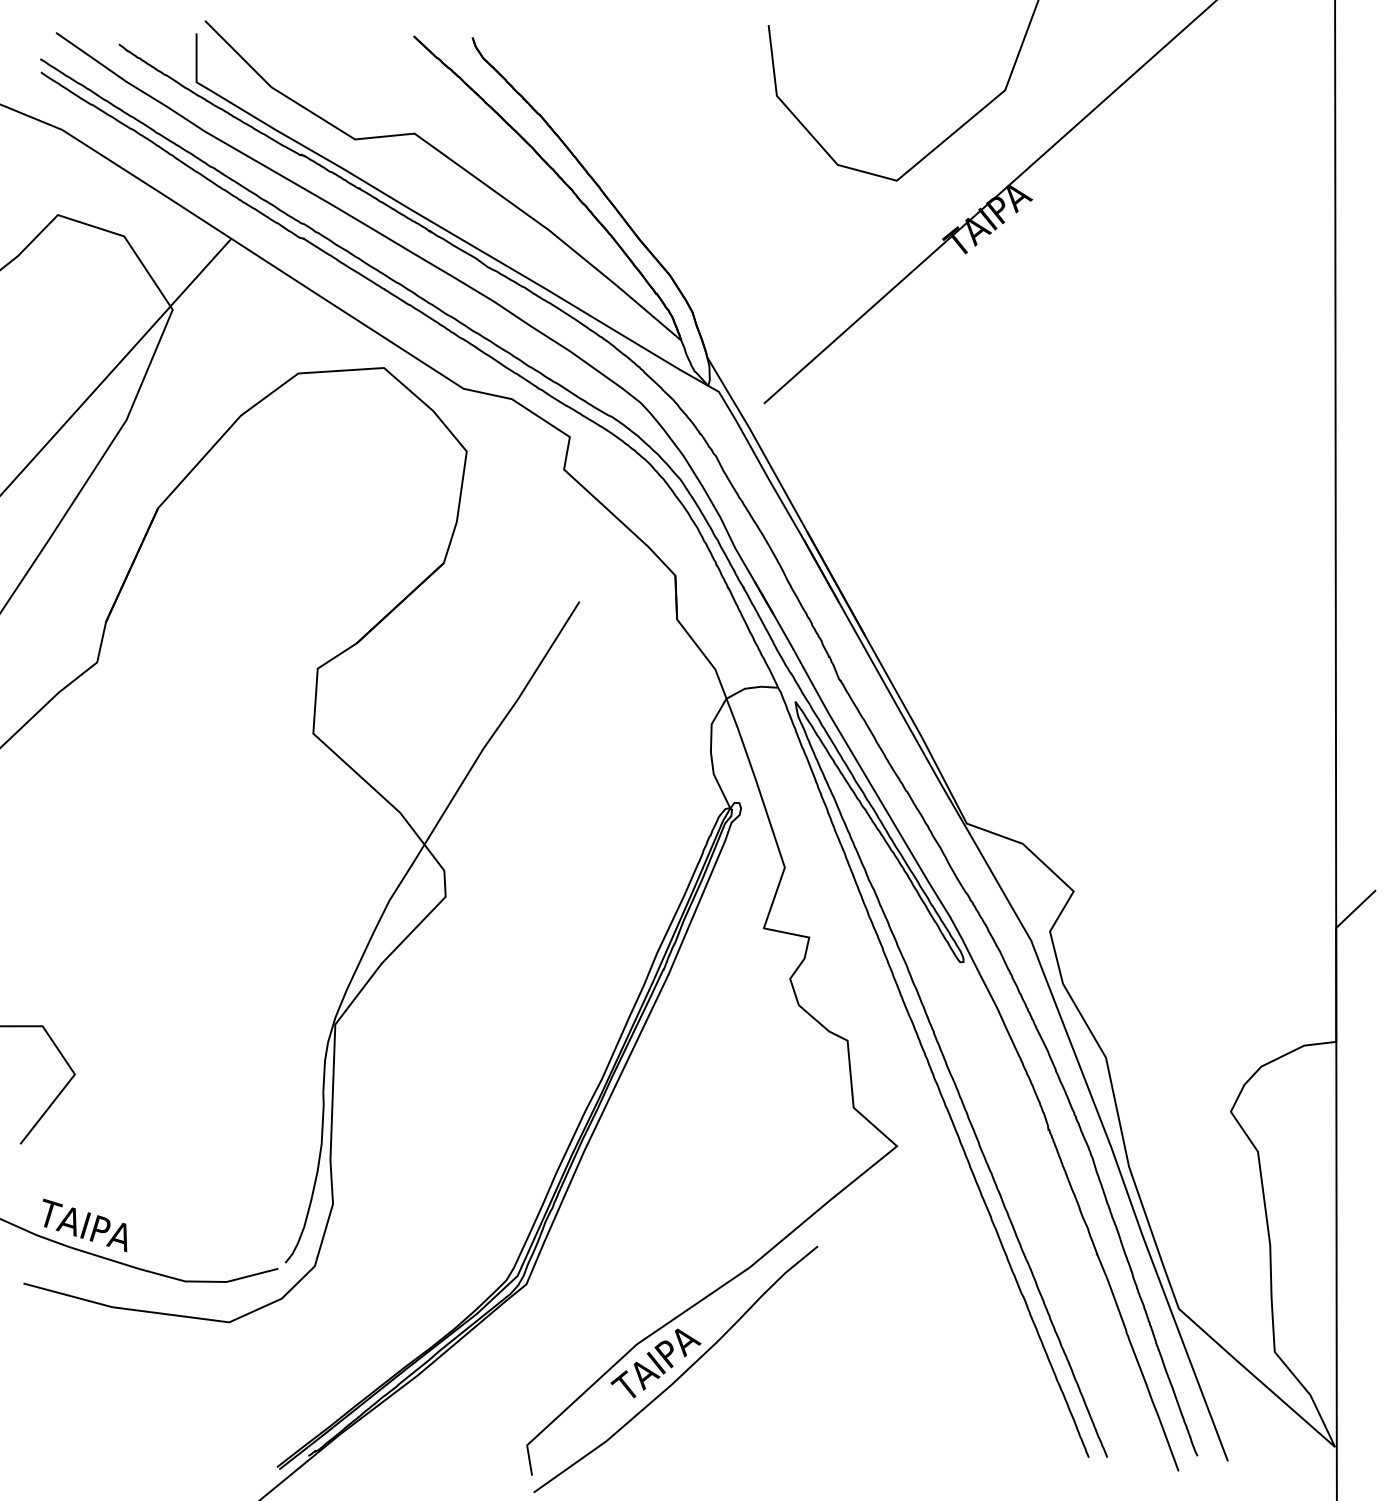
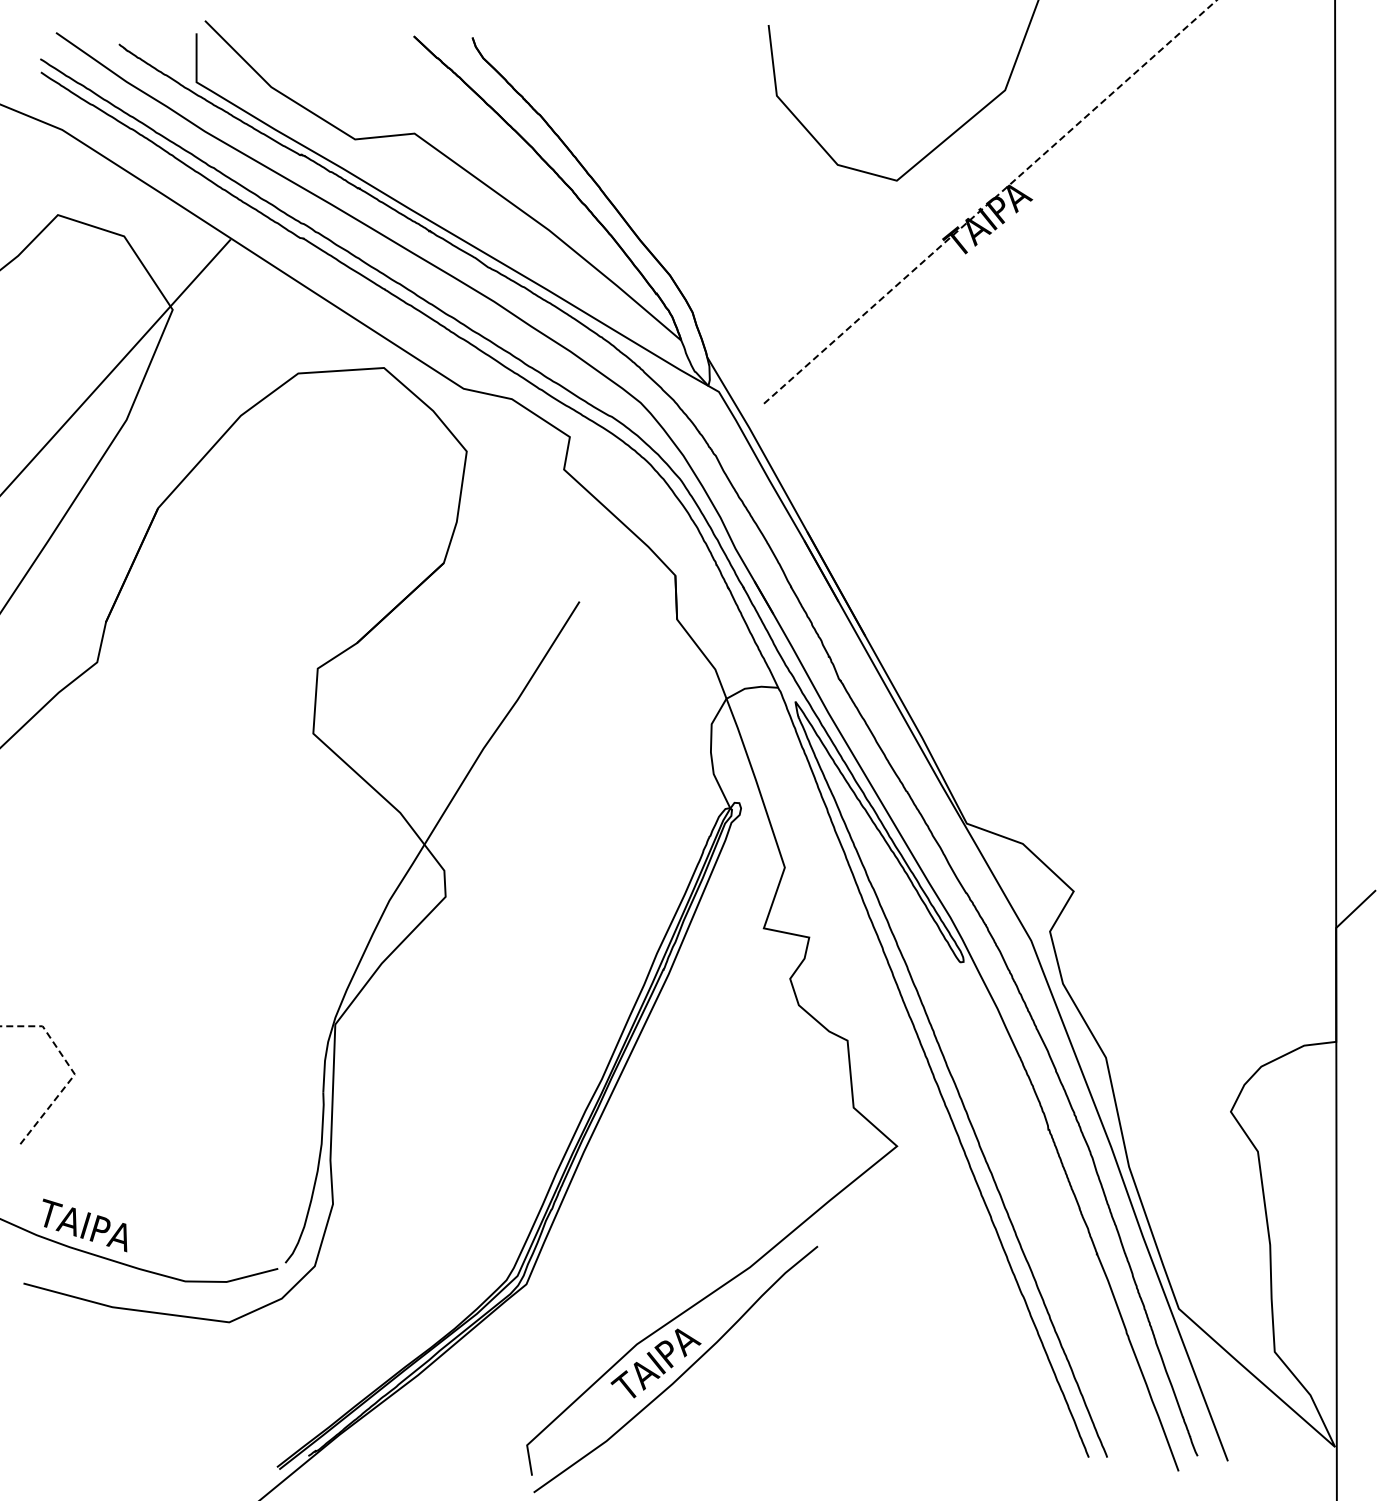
line: solid -> dashed (990, 201)
line: solid -> dashed (71, 1069)
